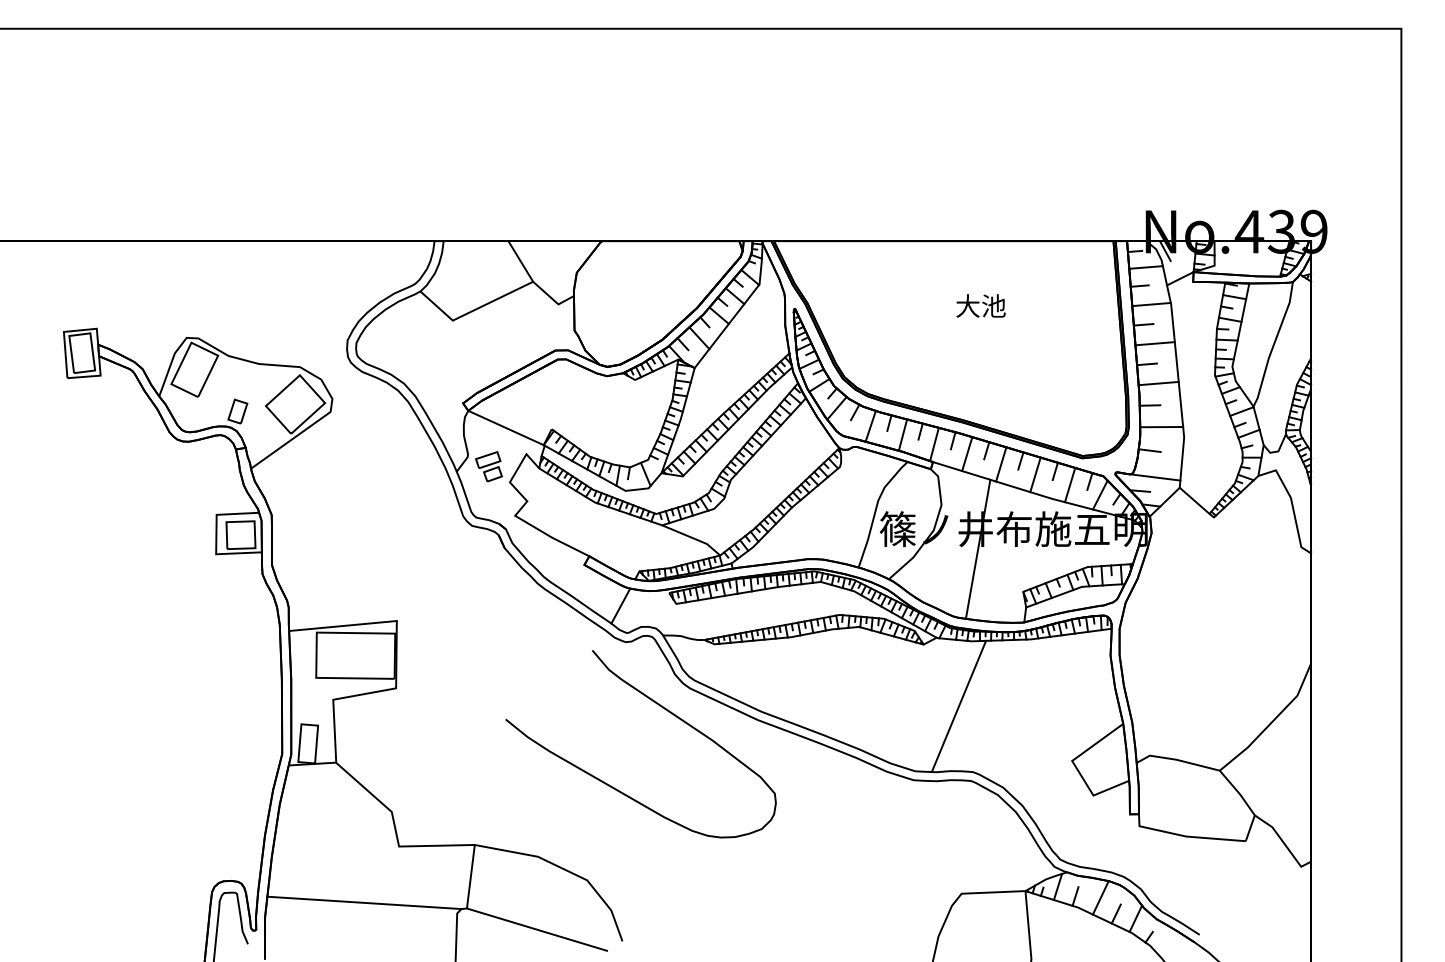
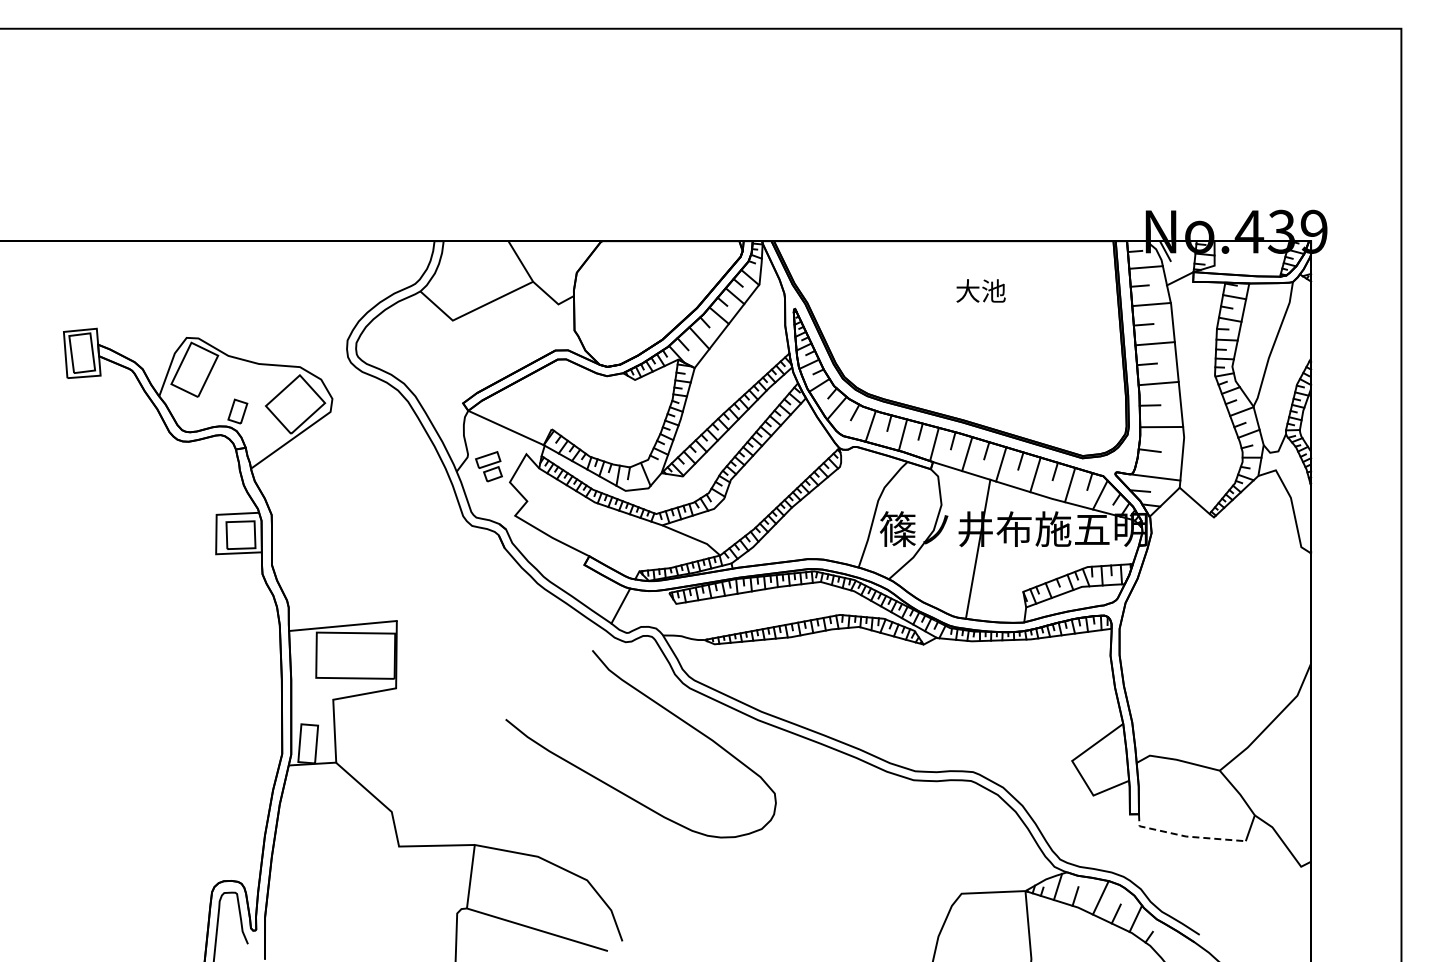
text position: (980, 305) -> (980, 290) (980, 290)
line: present -> none (958, 706)
line: solid -> dashed (1186, 836)
line: present -> none (364, 902)
